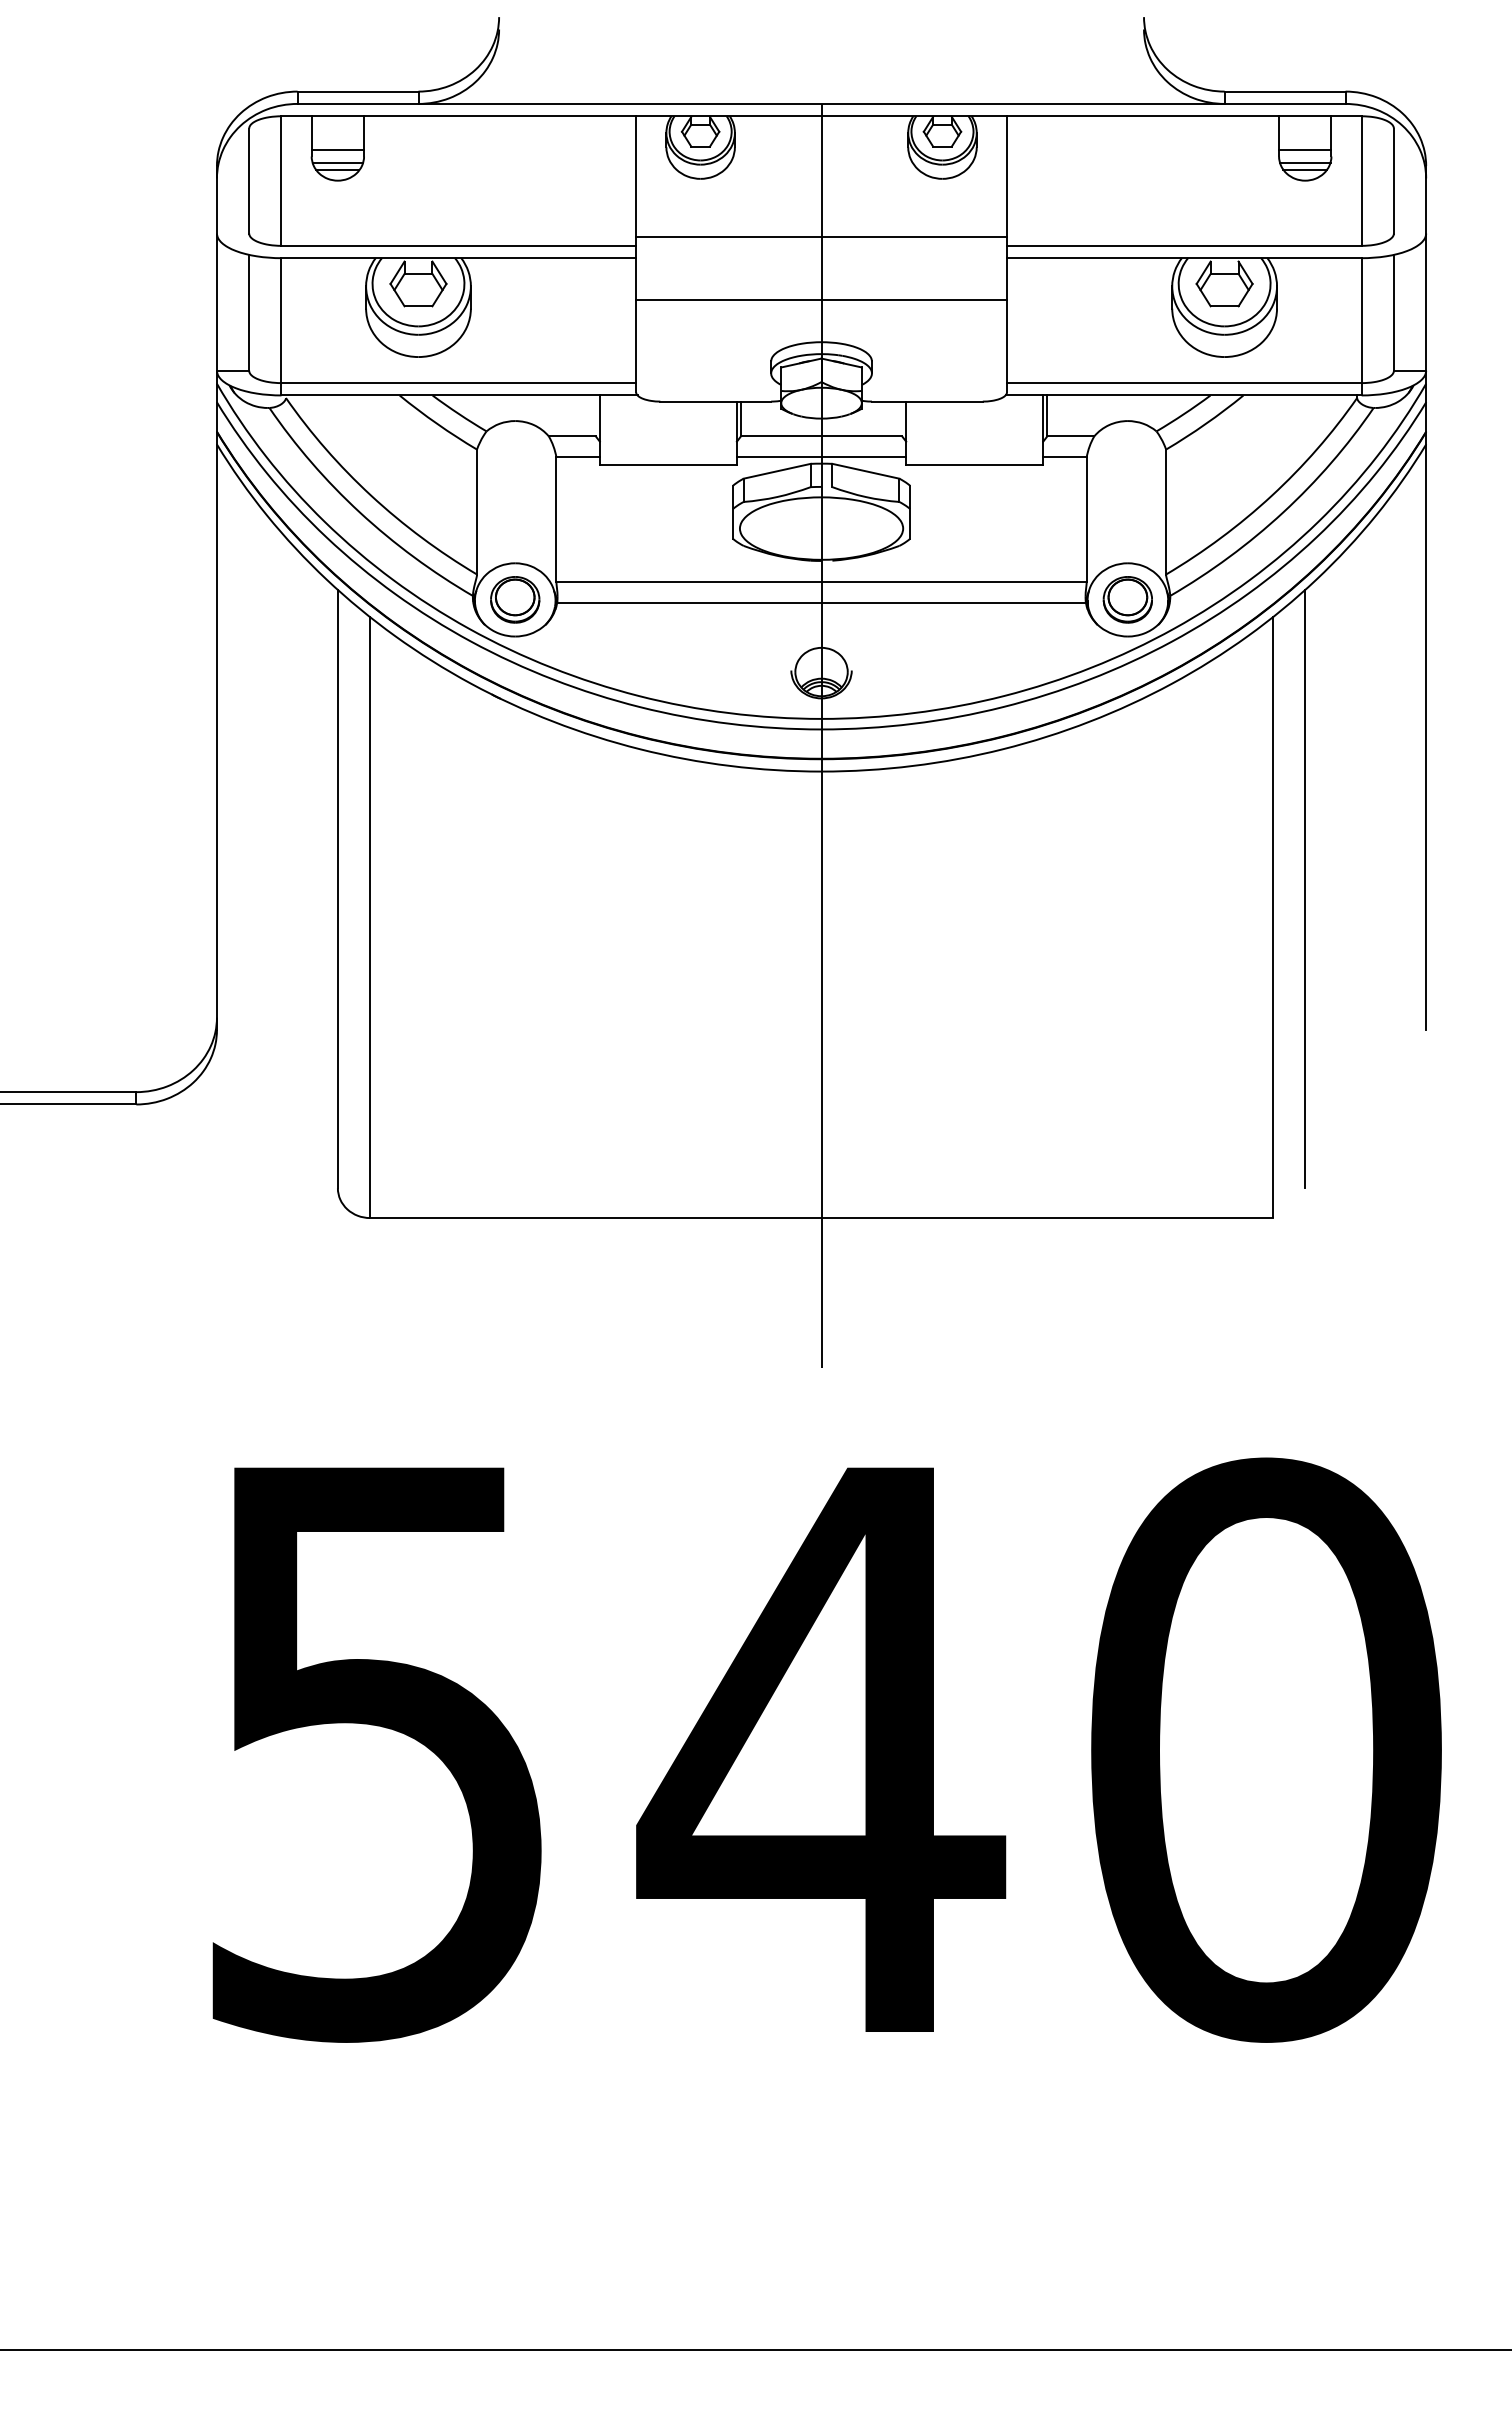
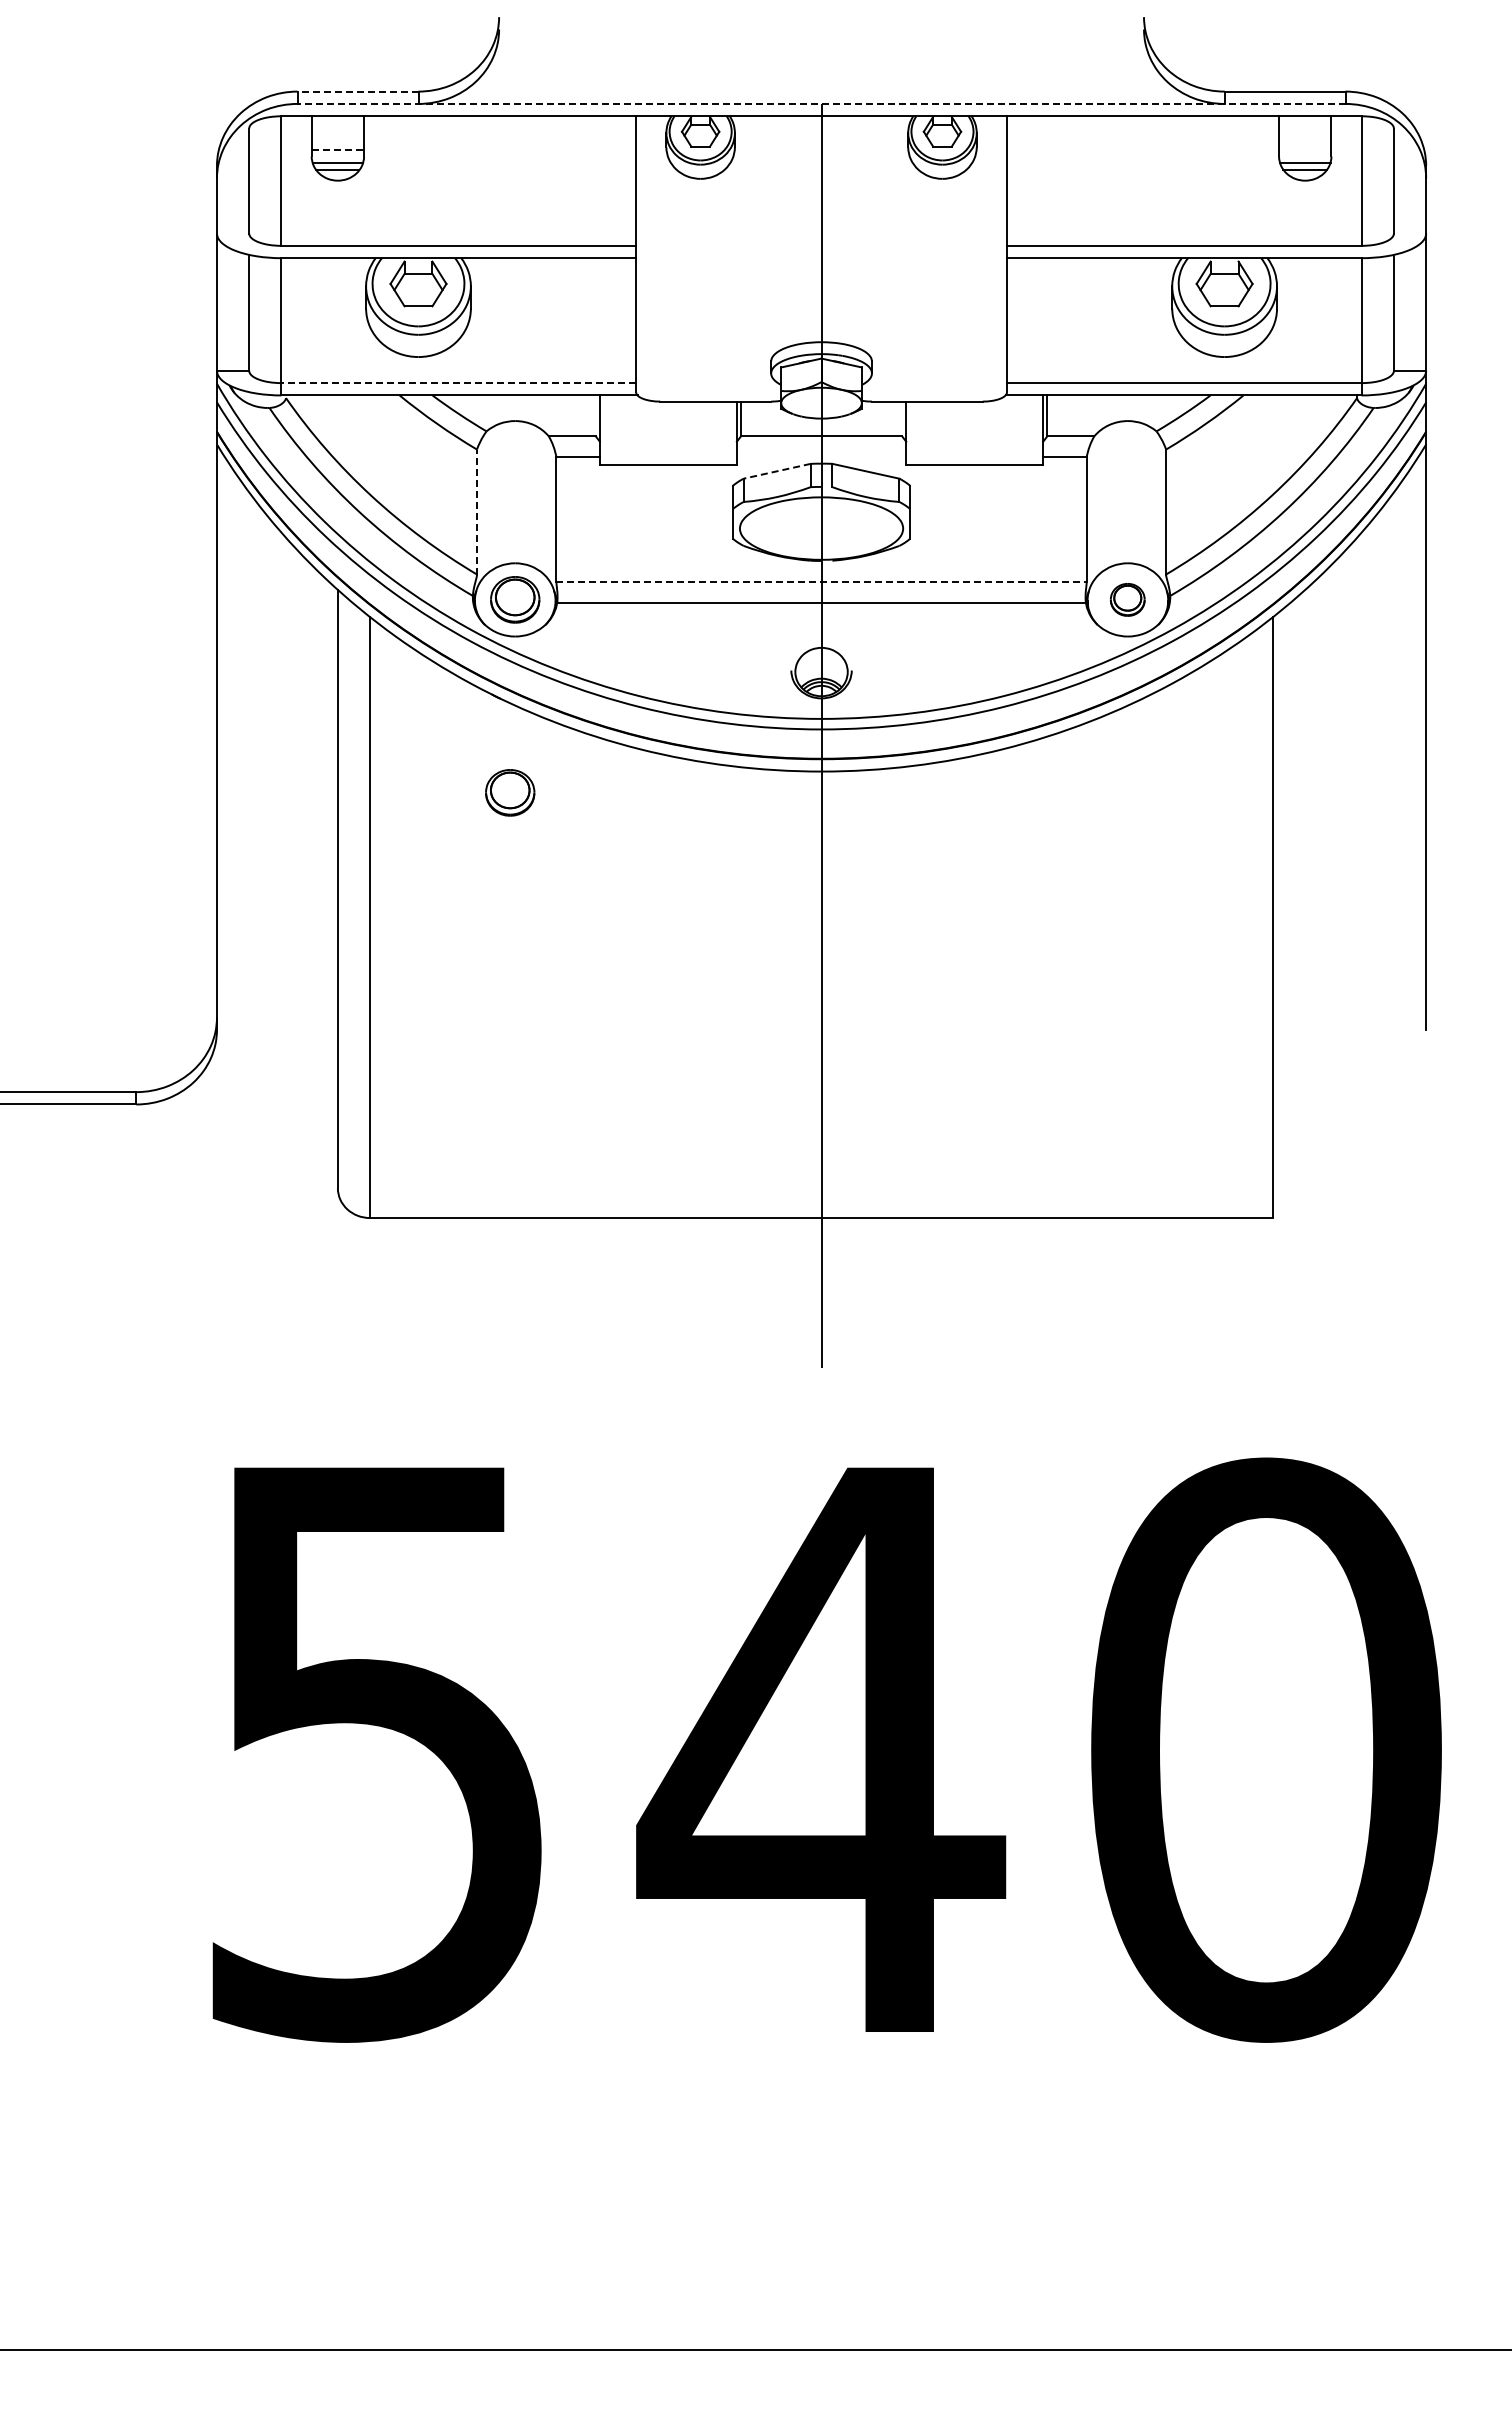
line: solid -> dashed (357, 91)
line: solid -> dashed (821, 103)
line: solid -> dashed (338, 150)
line: present -> none (1305, 150)
line: present -> none (821, 236)
line: present -> none (821, 299)
line: solid -> dashed (458, 383)
line: present -> none (821, 457)
line: solid -> dashed (776, 471)
line: solid -> dashed (477, 511)
line: solid -> dashed (822, 582)
part size: 51x48 px -> 36x34 px (1127, 599)
part: none -> present (510, 792)
line: present -> none (1305, 888)
